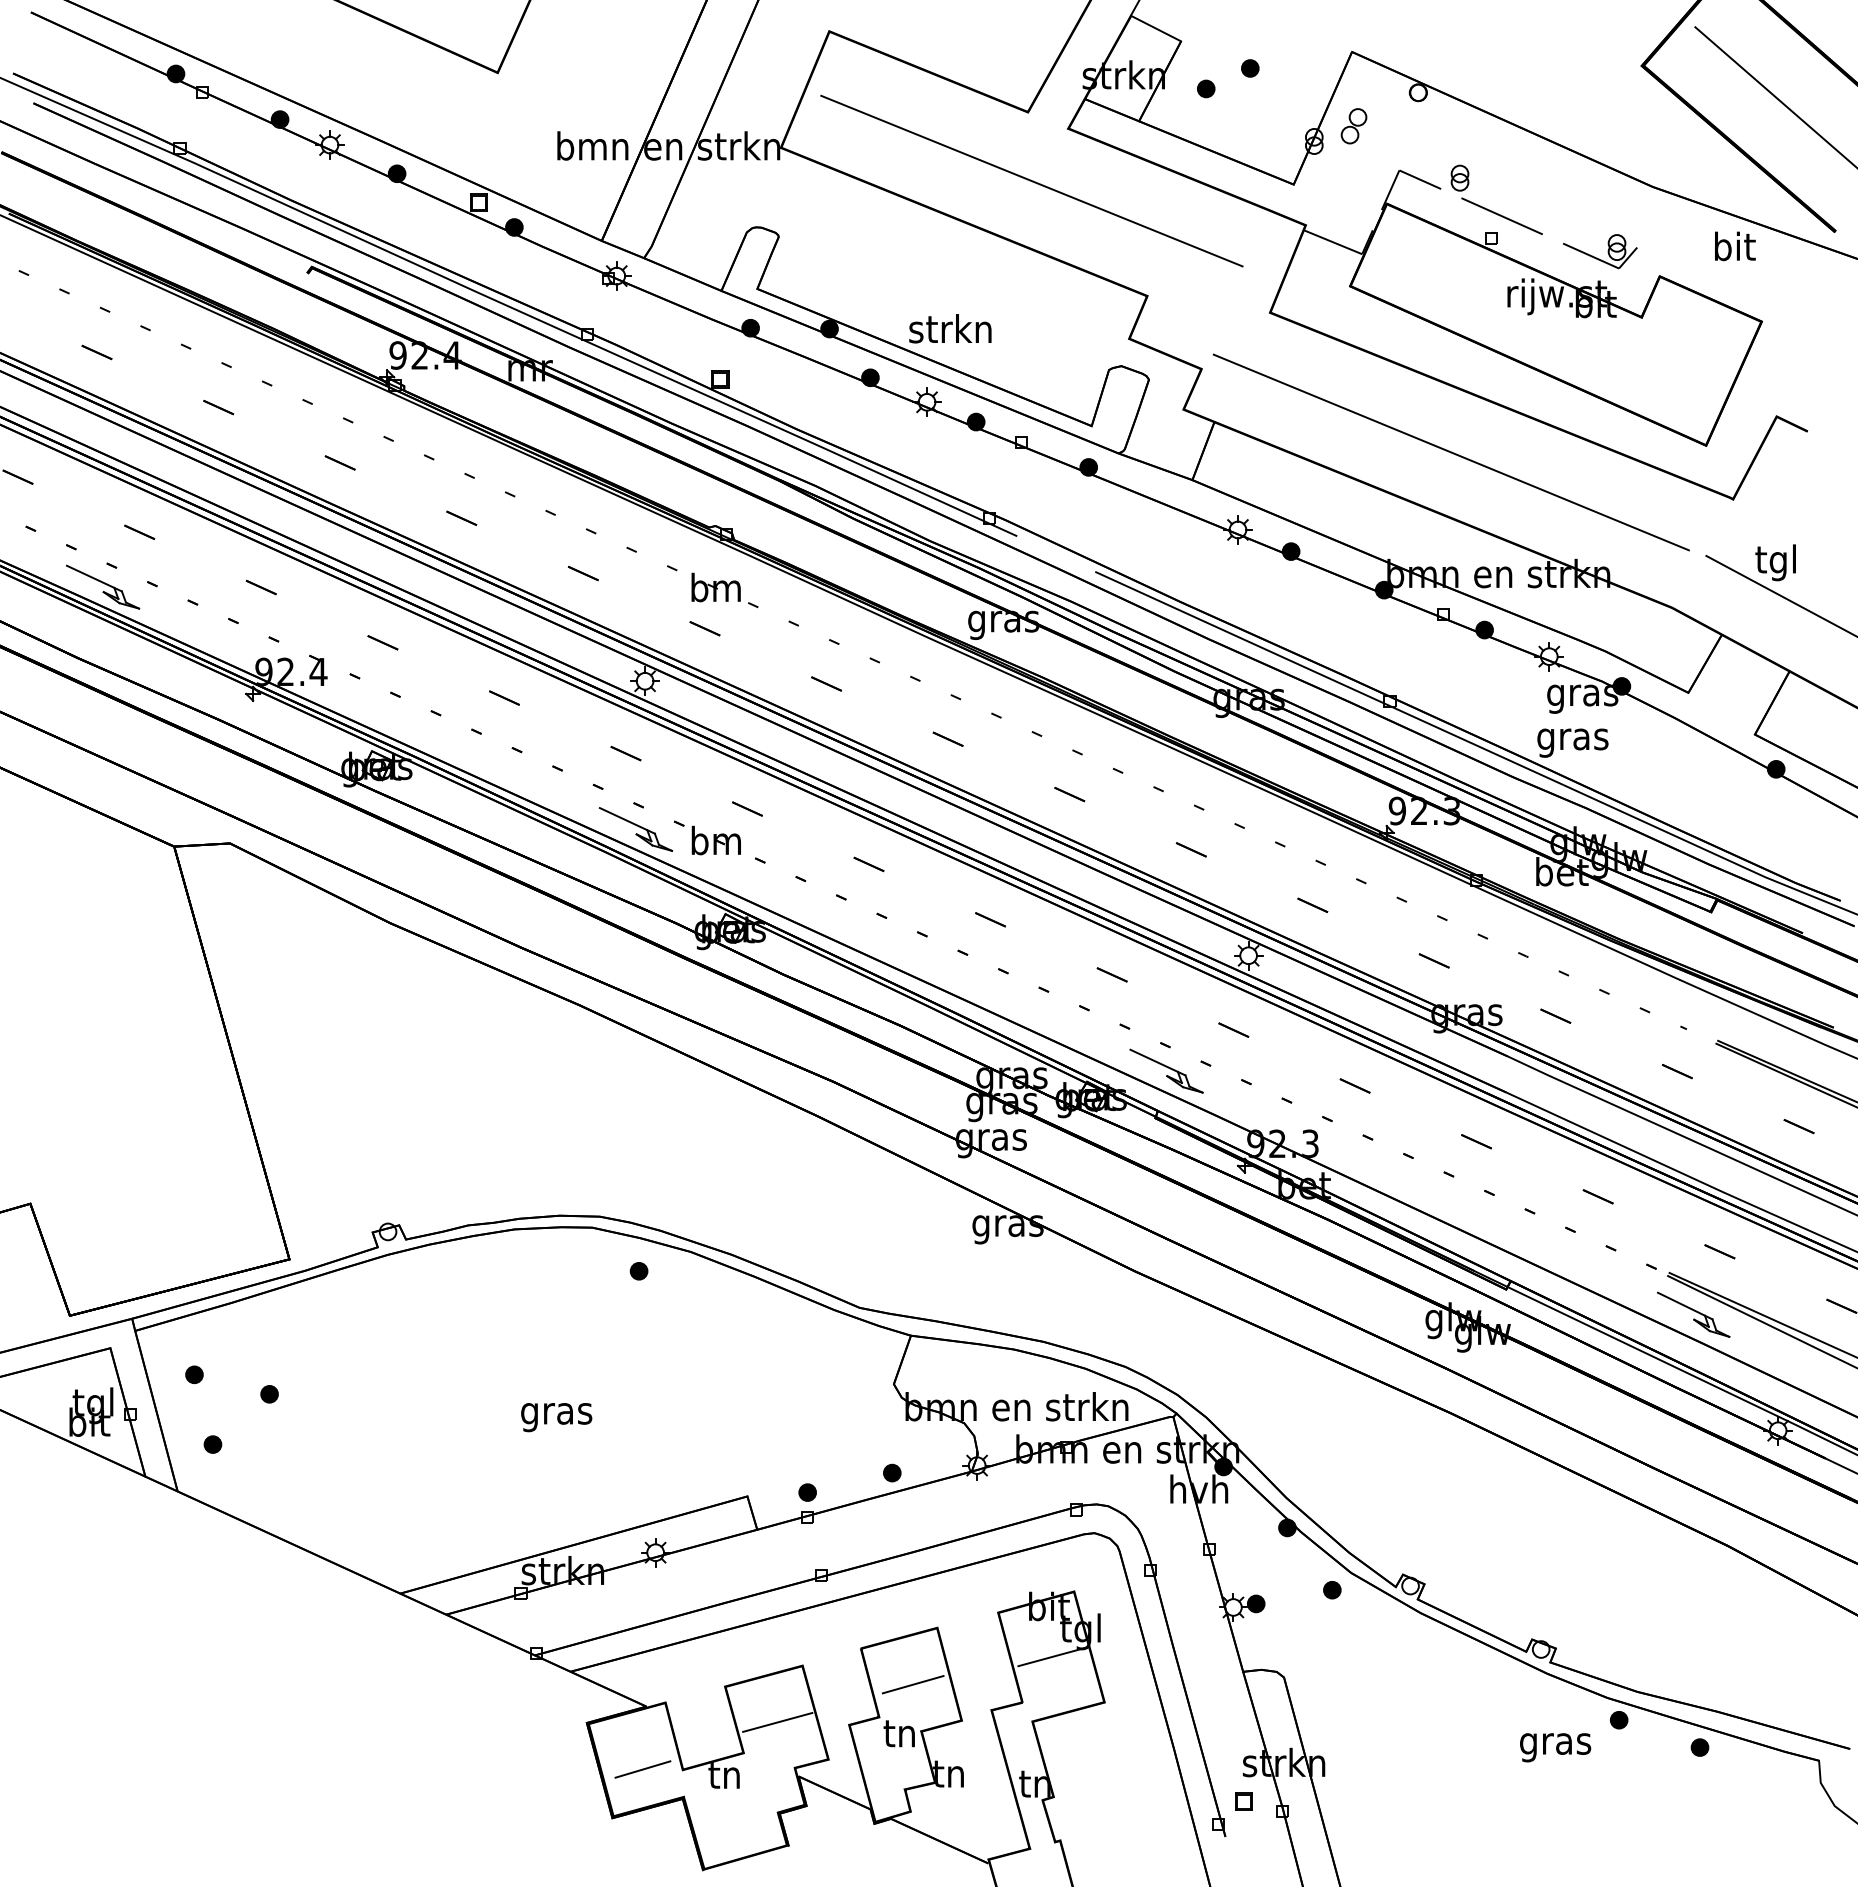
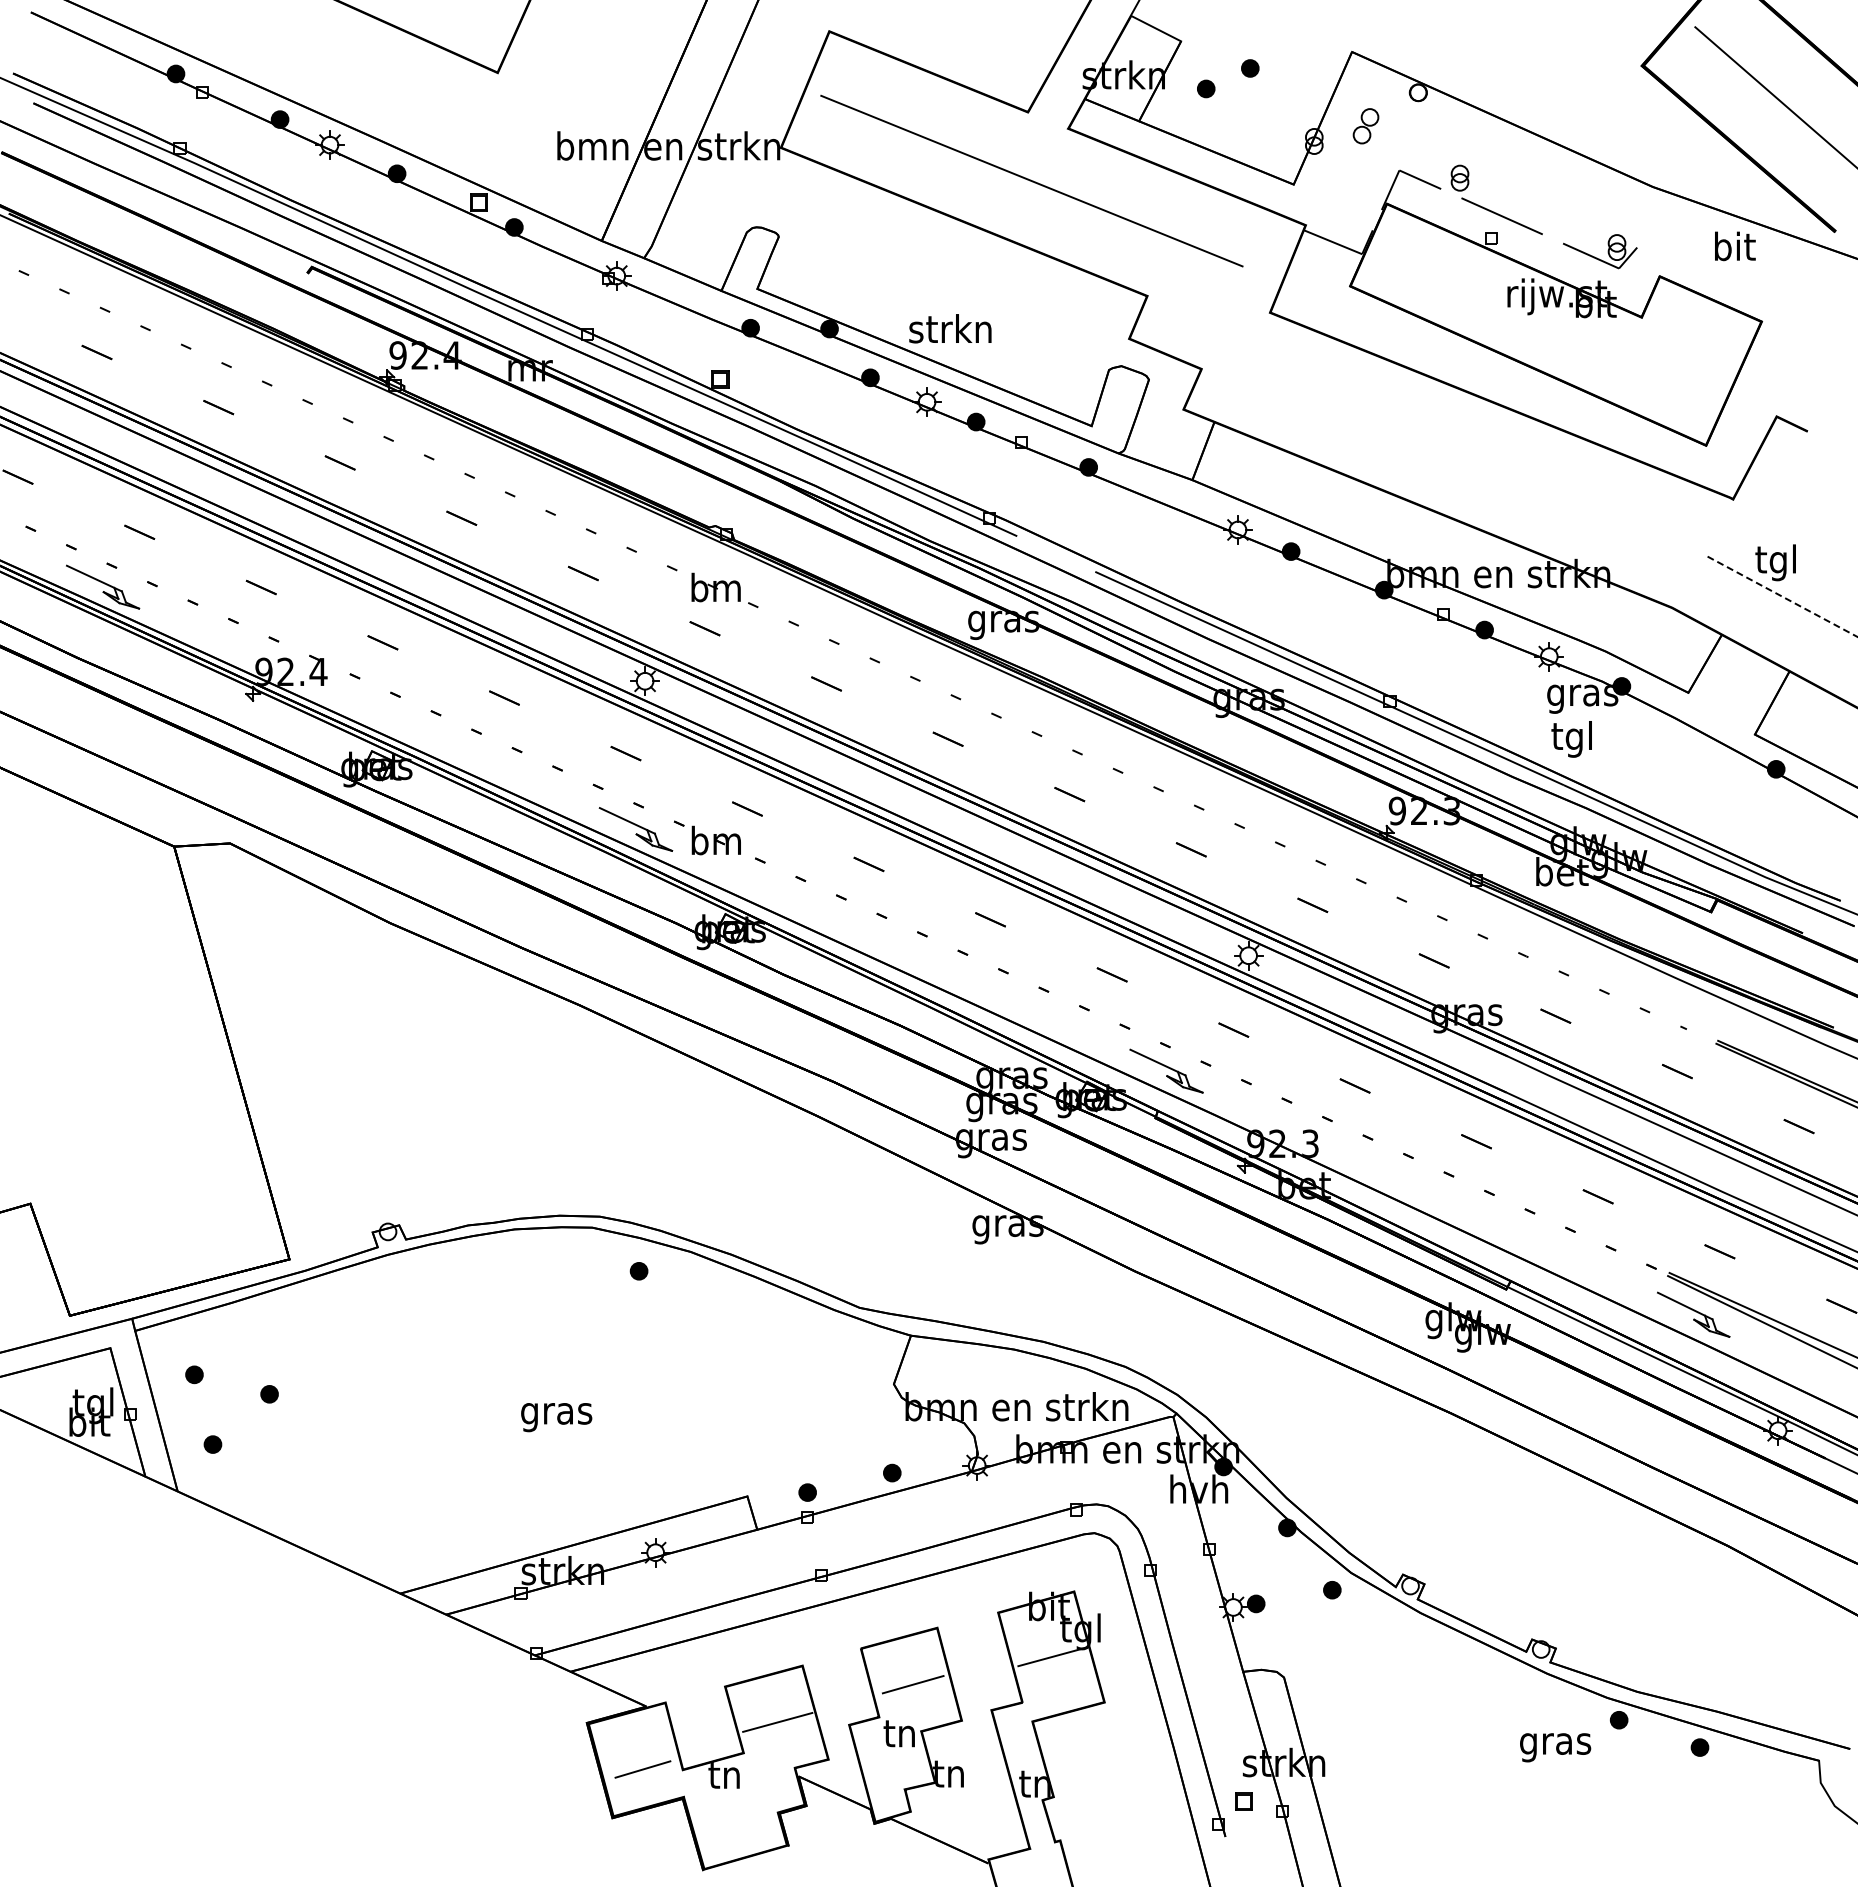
part position: (1353, 126) -> (1365, 126) (1365, 126)
line: present -> none (1450, 452)
line: solid -> dashed (1782, 596)
text: gras -> tgl (1572, 739)
